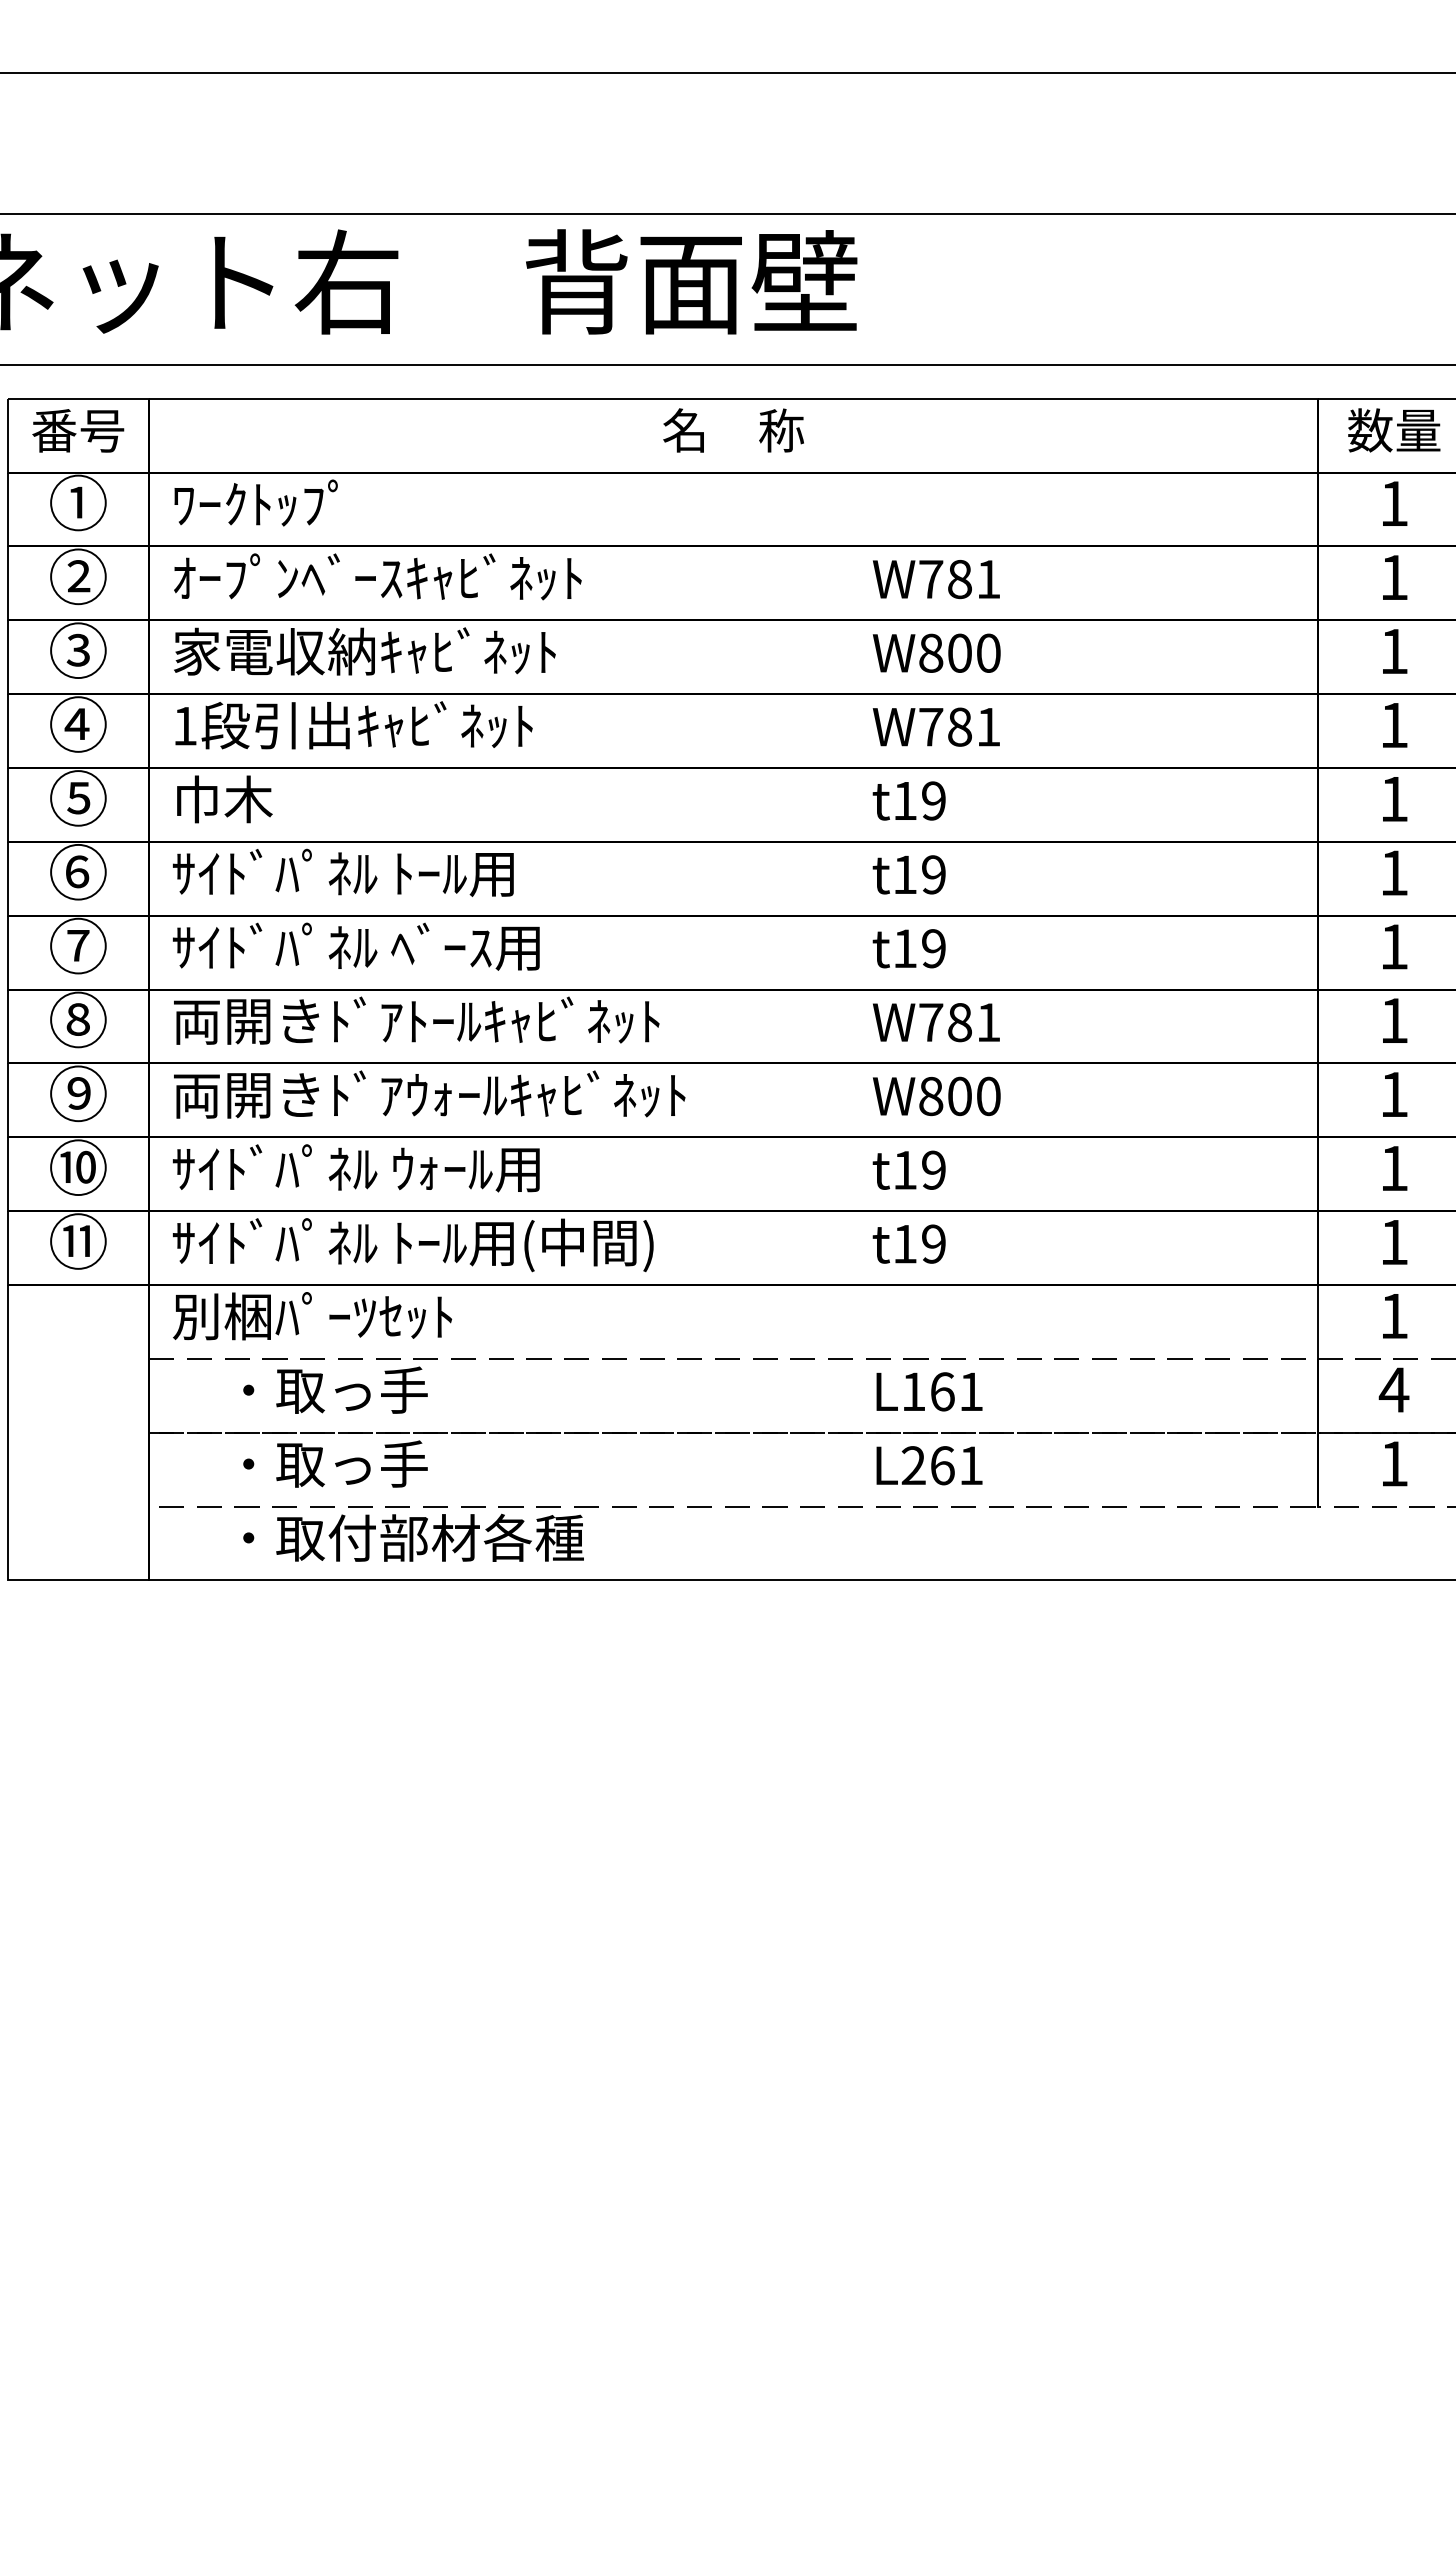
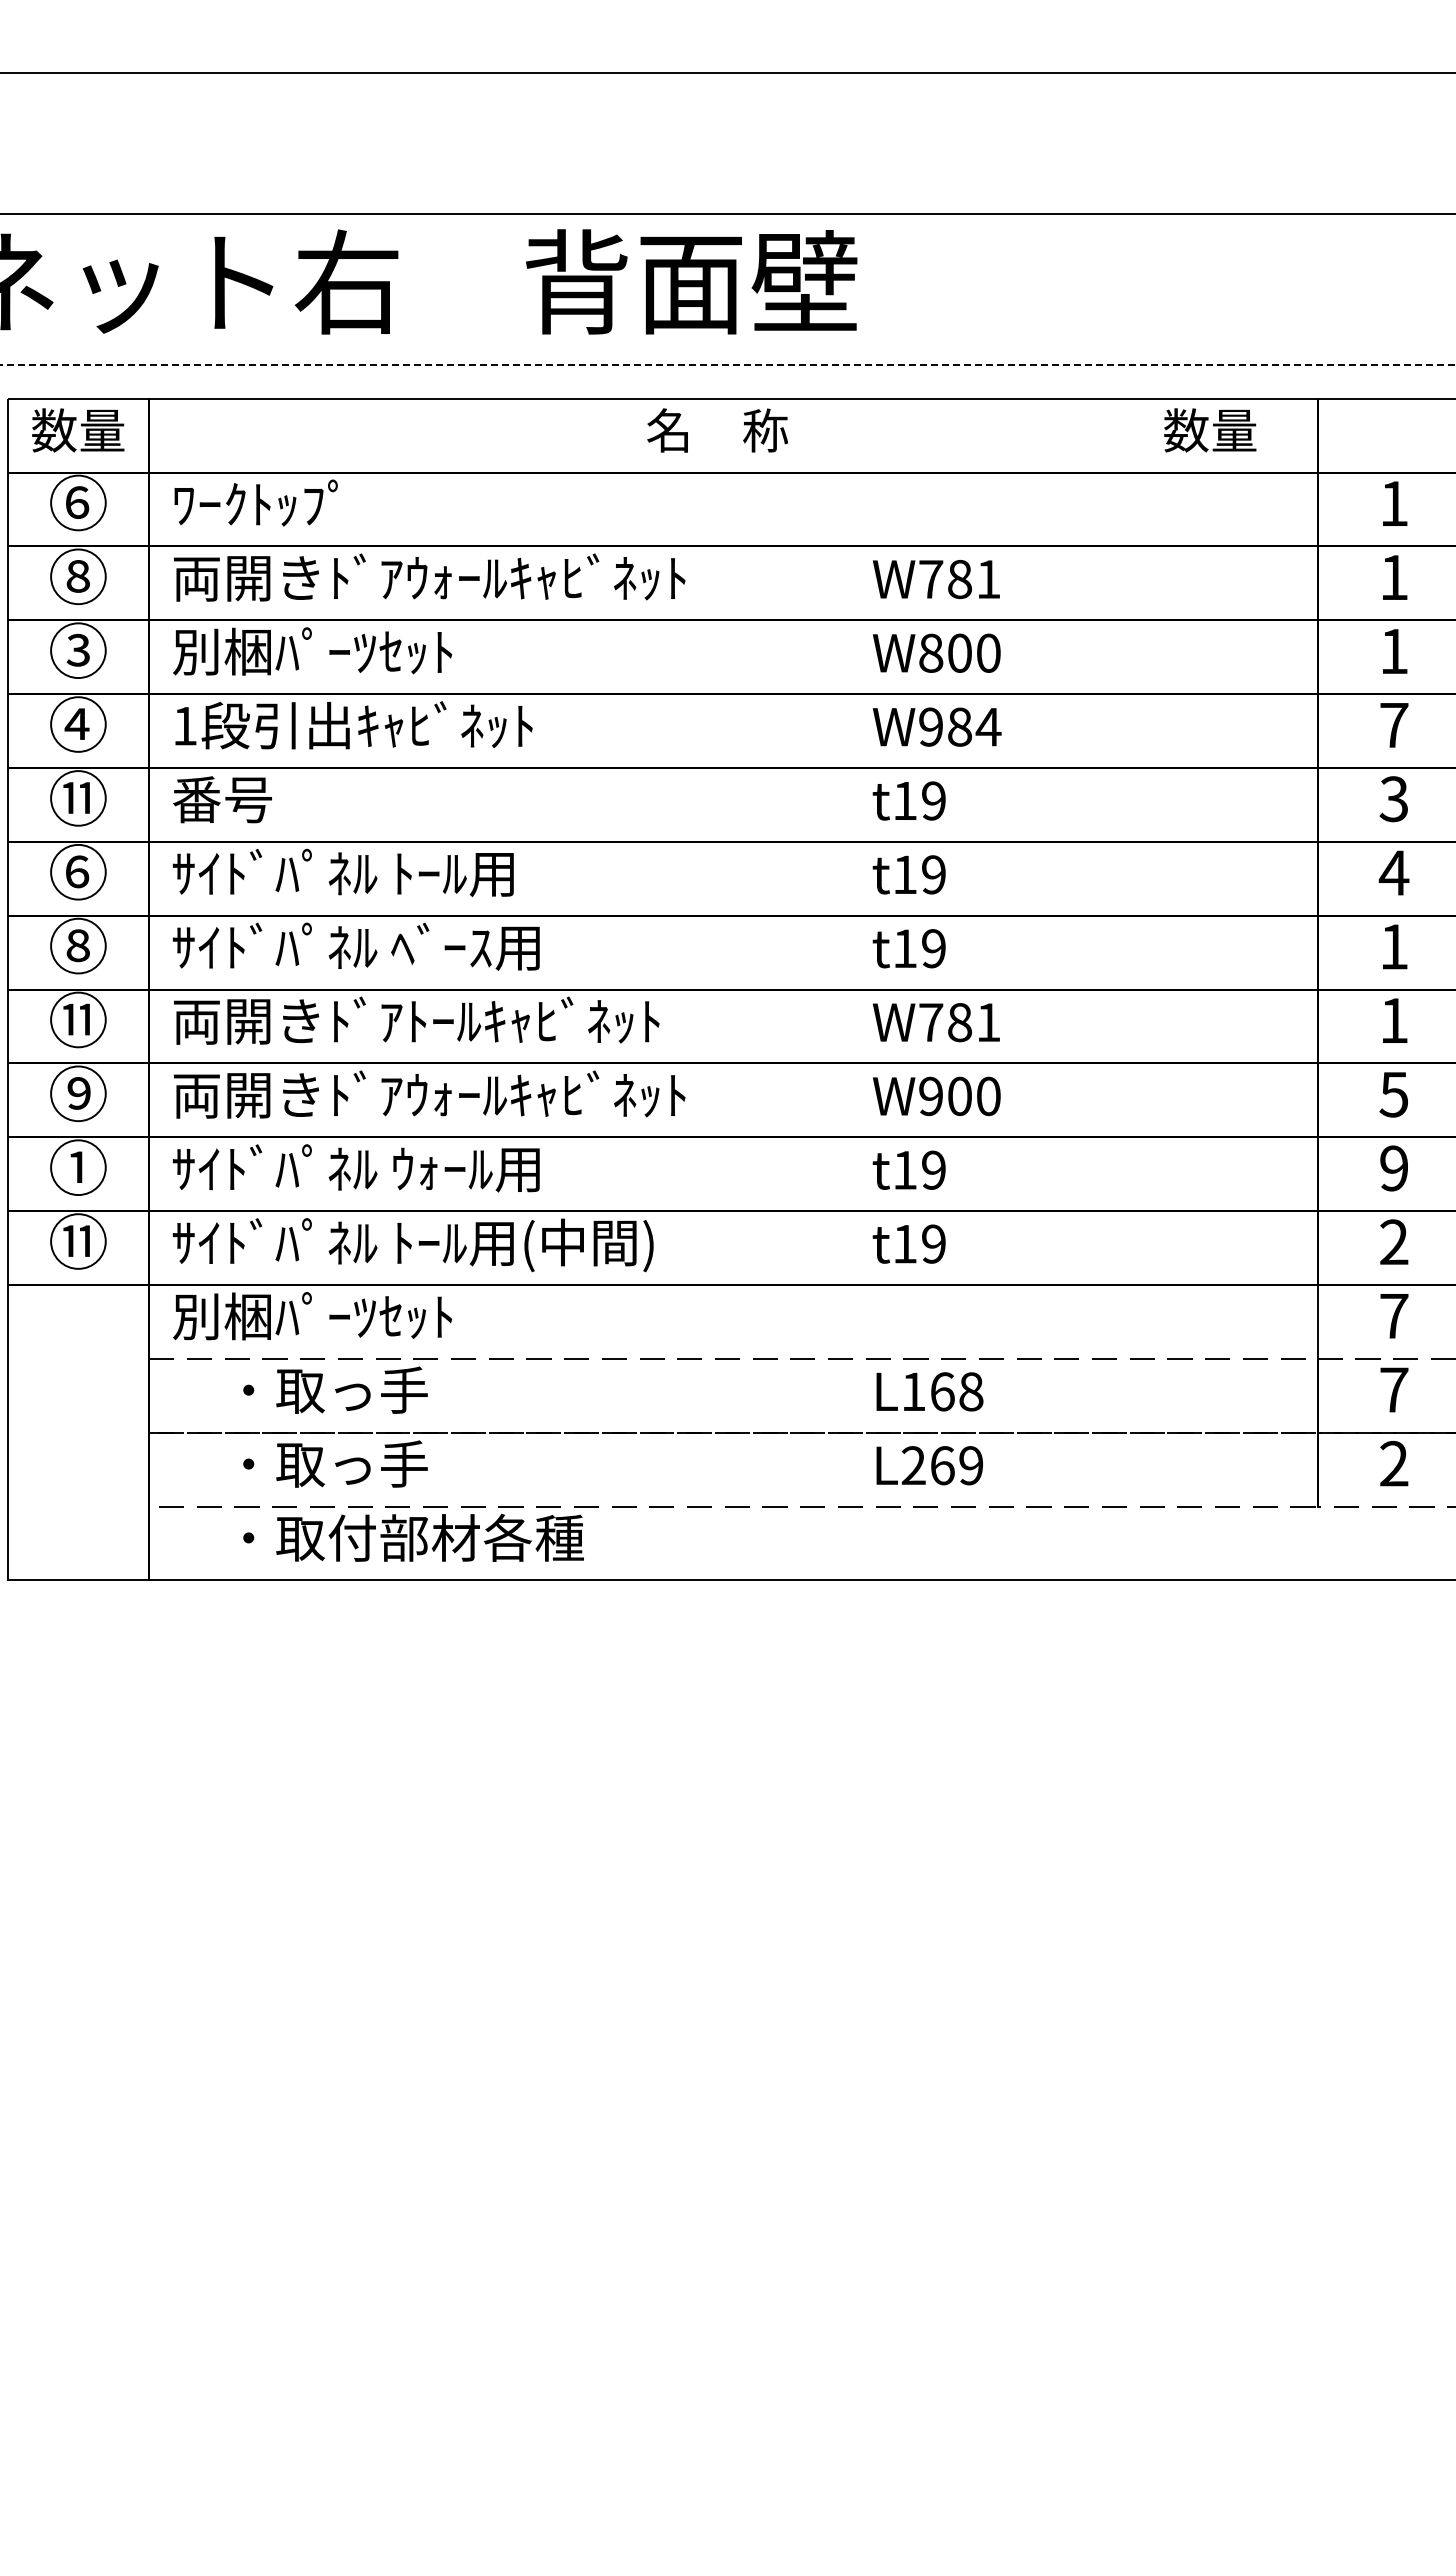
line: solid -> dashed (728, 365)
text: 番号 -> 数量 (78, 430)
text position: (733, 430) -> (717, 430) (717, 430)
text position: (1394, 430) -> (1210, 430) (1210, 430)
text: ① -> ⑥ (77, 502)
text: ② -> ⑧ (78, 576)
text: ｵｰﾌﾟﾝﾍﾞｰｽｷｬﾋﾞﾈｯﾄ -> 両開きﾄﾞｱｳｫｰﾙｷｬﾋﾞﾈｯﾄ (429, 577)
text: 家電収納ｷｬﾋﾞﾈｯﾄ -> 別梱ﾊﾟｰﾂｾｯﾄ (364, 651)
text: 1 -> 7 (1394, 725)
text: W781 -> W984 (960, 726)
text: ⑤ -> ⑪ (76, 798)
text: 巾木 -> 番号 (222, 799)
text: 1 -> 3 (1393, 799)
text: 1 -> 4 (1393, 872)
text: ⑦ -> ⑧ (77, 945)
text: ⑧ -> ⑪ (76, 1019)
text: 1 -> 5 (1393, 1094)
text: W800 -> W900 (931, 1096)
text: ⑩ -> ① (77, 1166)
text: 1 -> 9 (1393, 1168)
text: 1 -> 2 (1394, 1241)
text: 1 -> 7 (1394, 1316)
text: 4 -> 7 (1393, 1389)
text: L161 -> L168 (971, 1391)
text: 1 -> 2 (1394, 1463)
text: L261 -> L269 (970, 1465)
